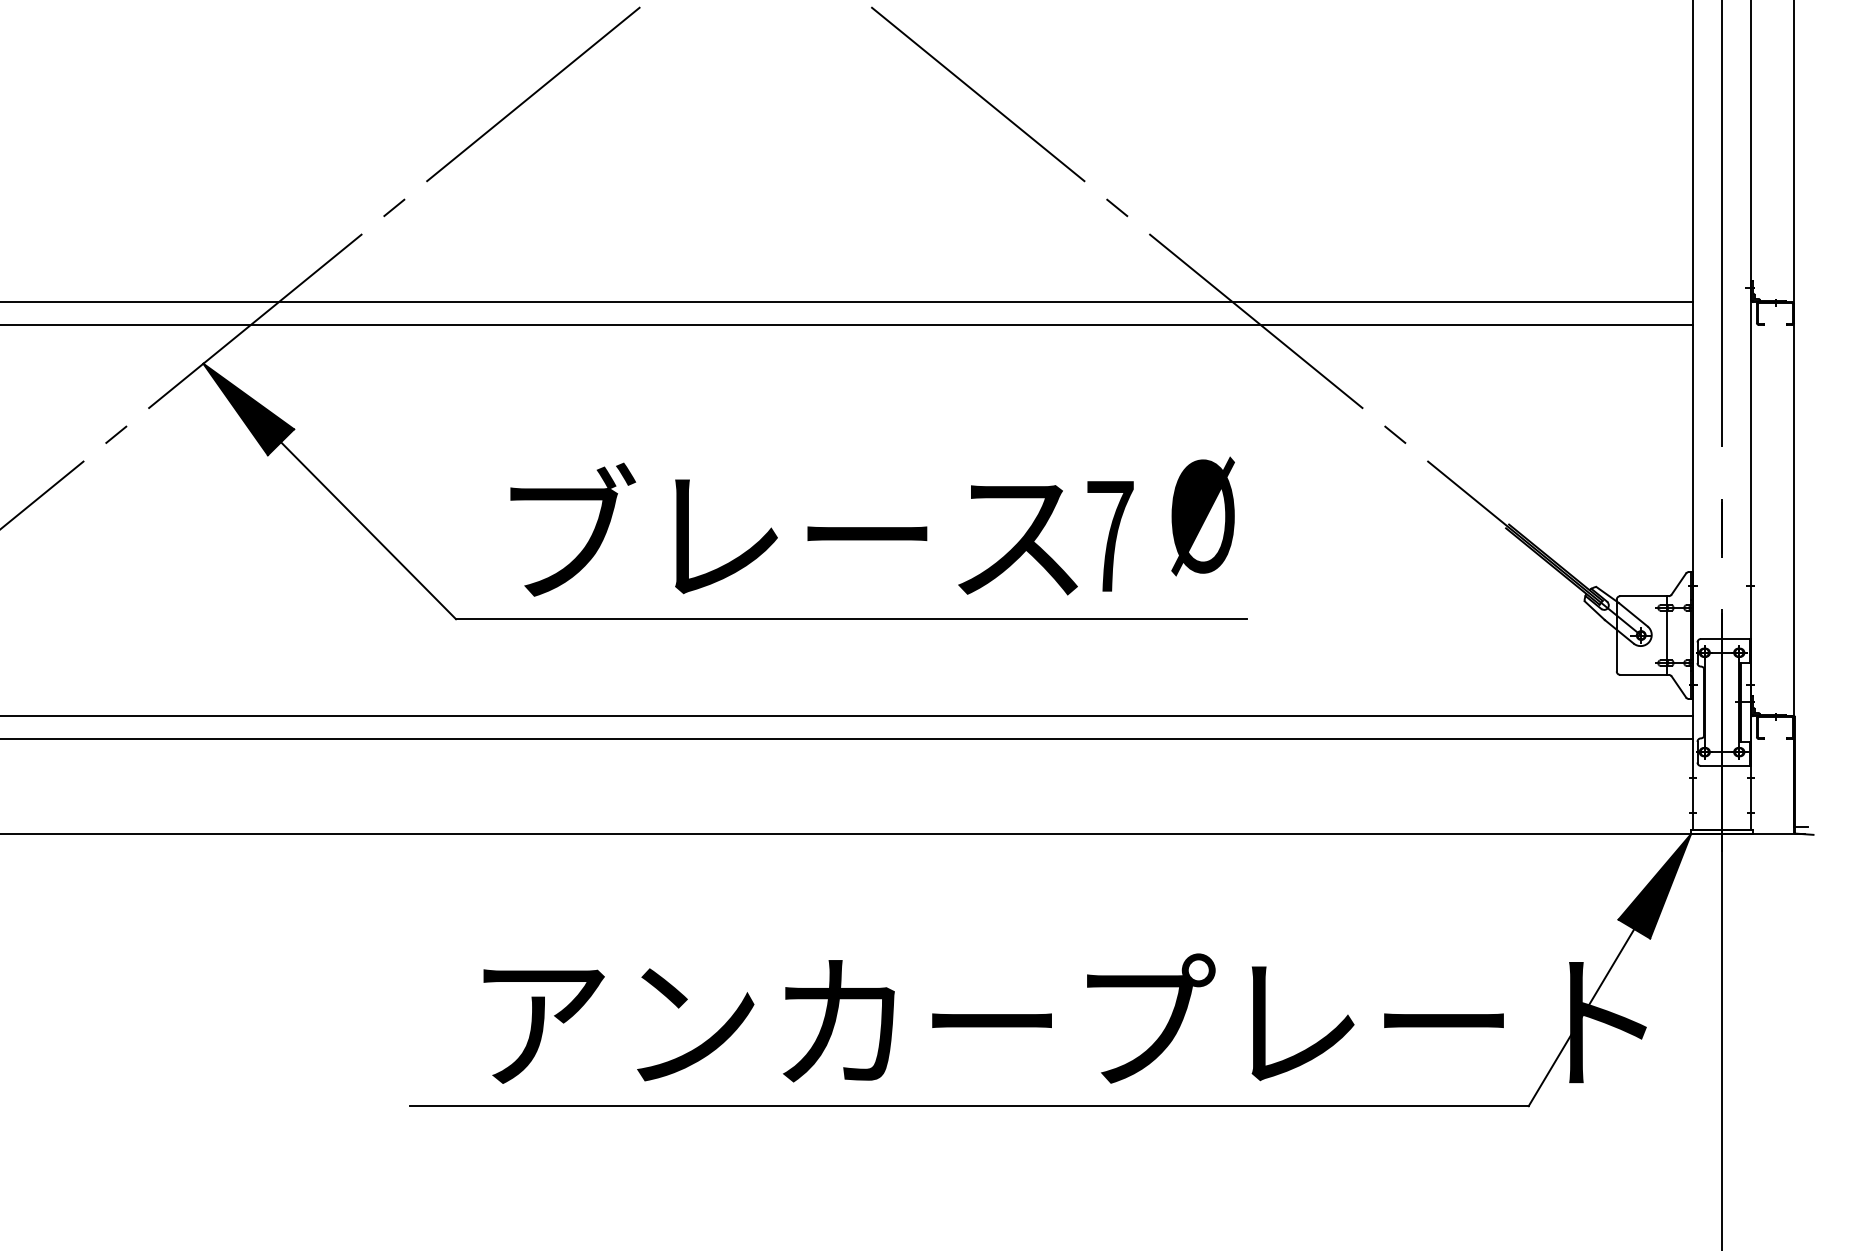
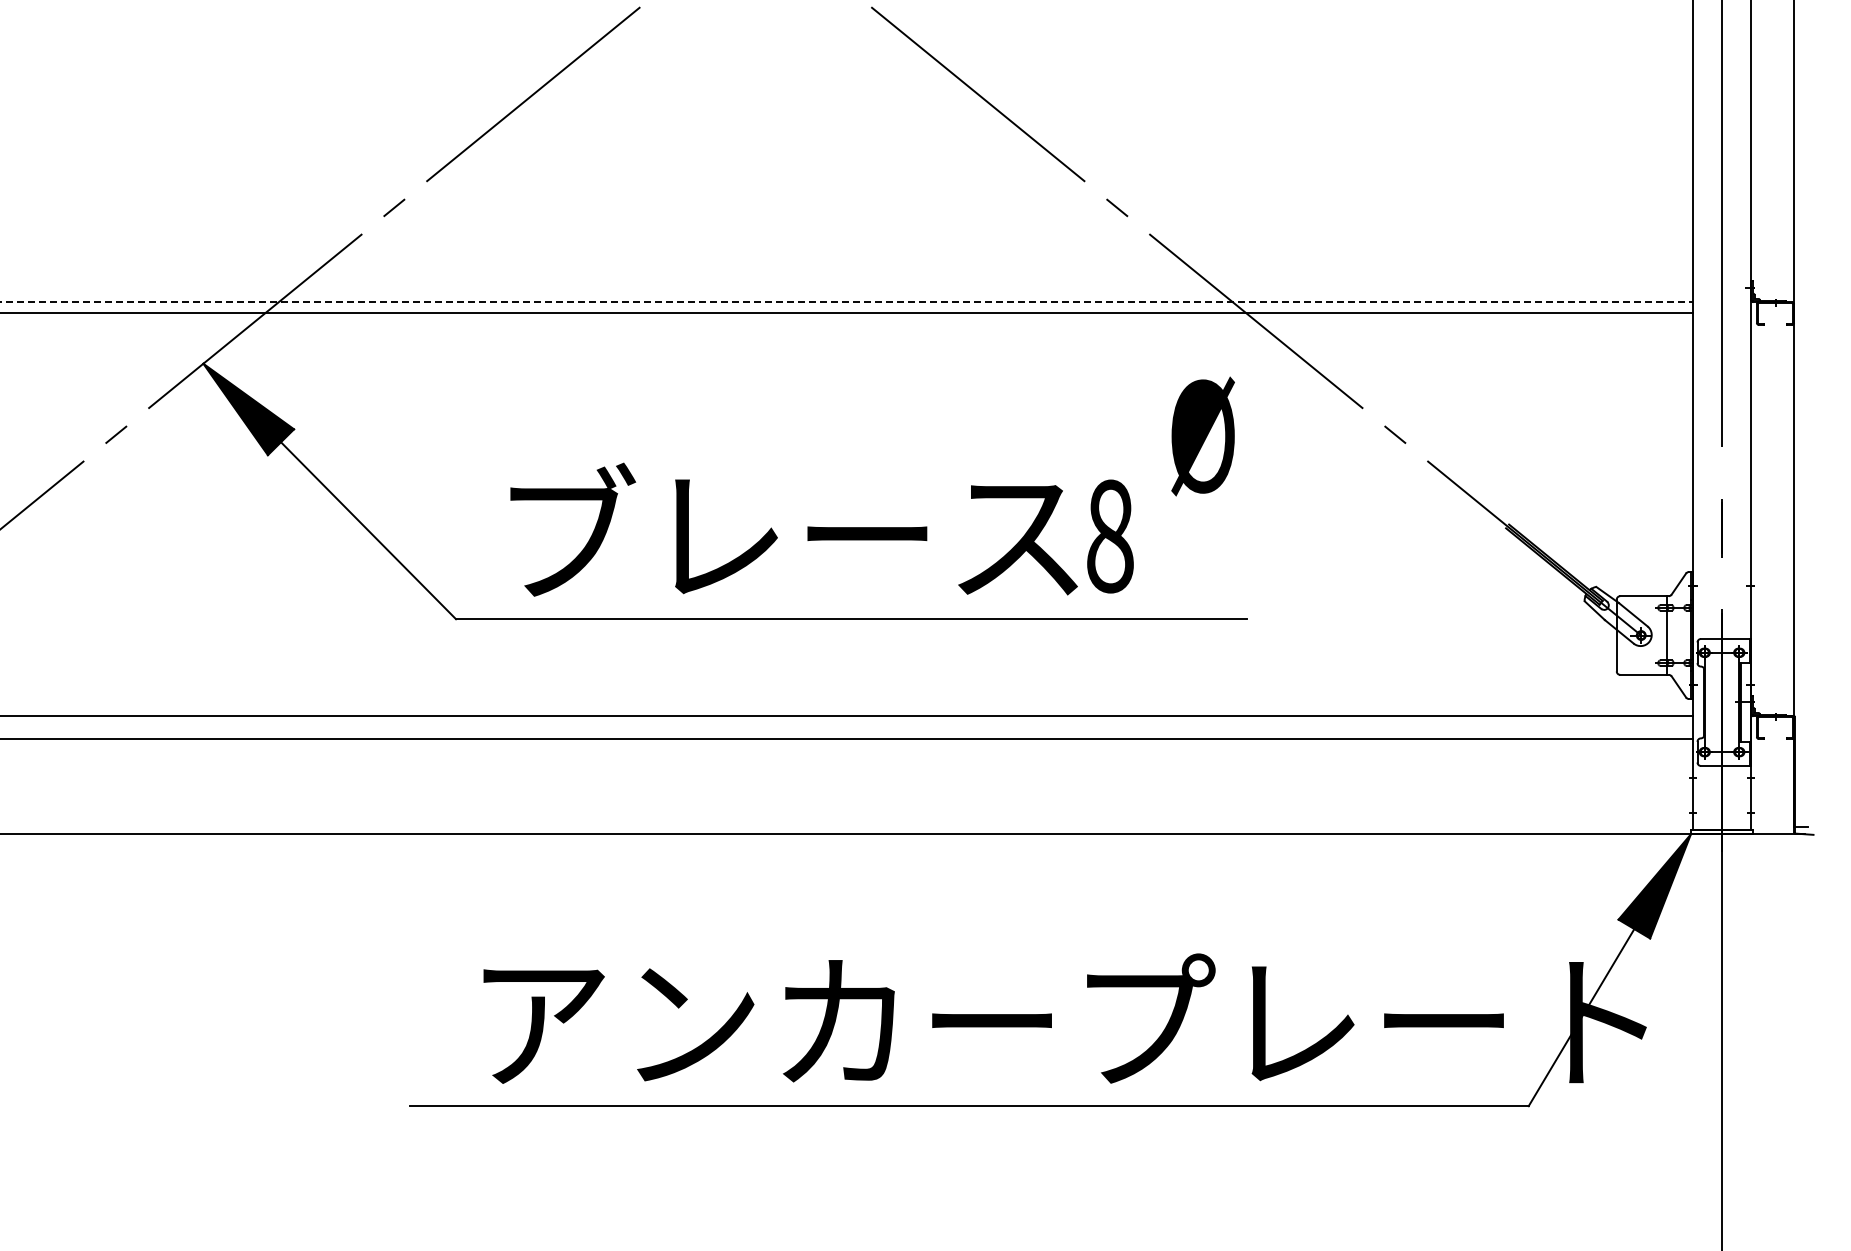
line: solid -> dashed (846, 302)
line position: (847, 324) -> (847, 312) (847, 312)
text position: (1202, 516) -> (1202, 436) (1202, 436)
text: 7 -> 8 (1110, 536)
